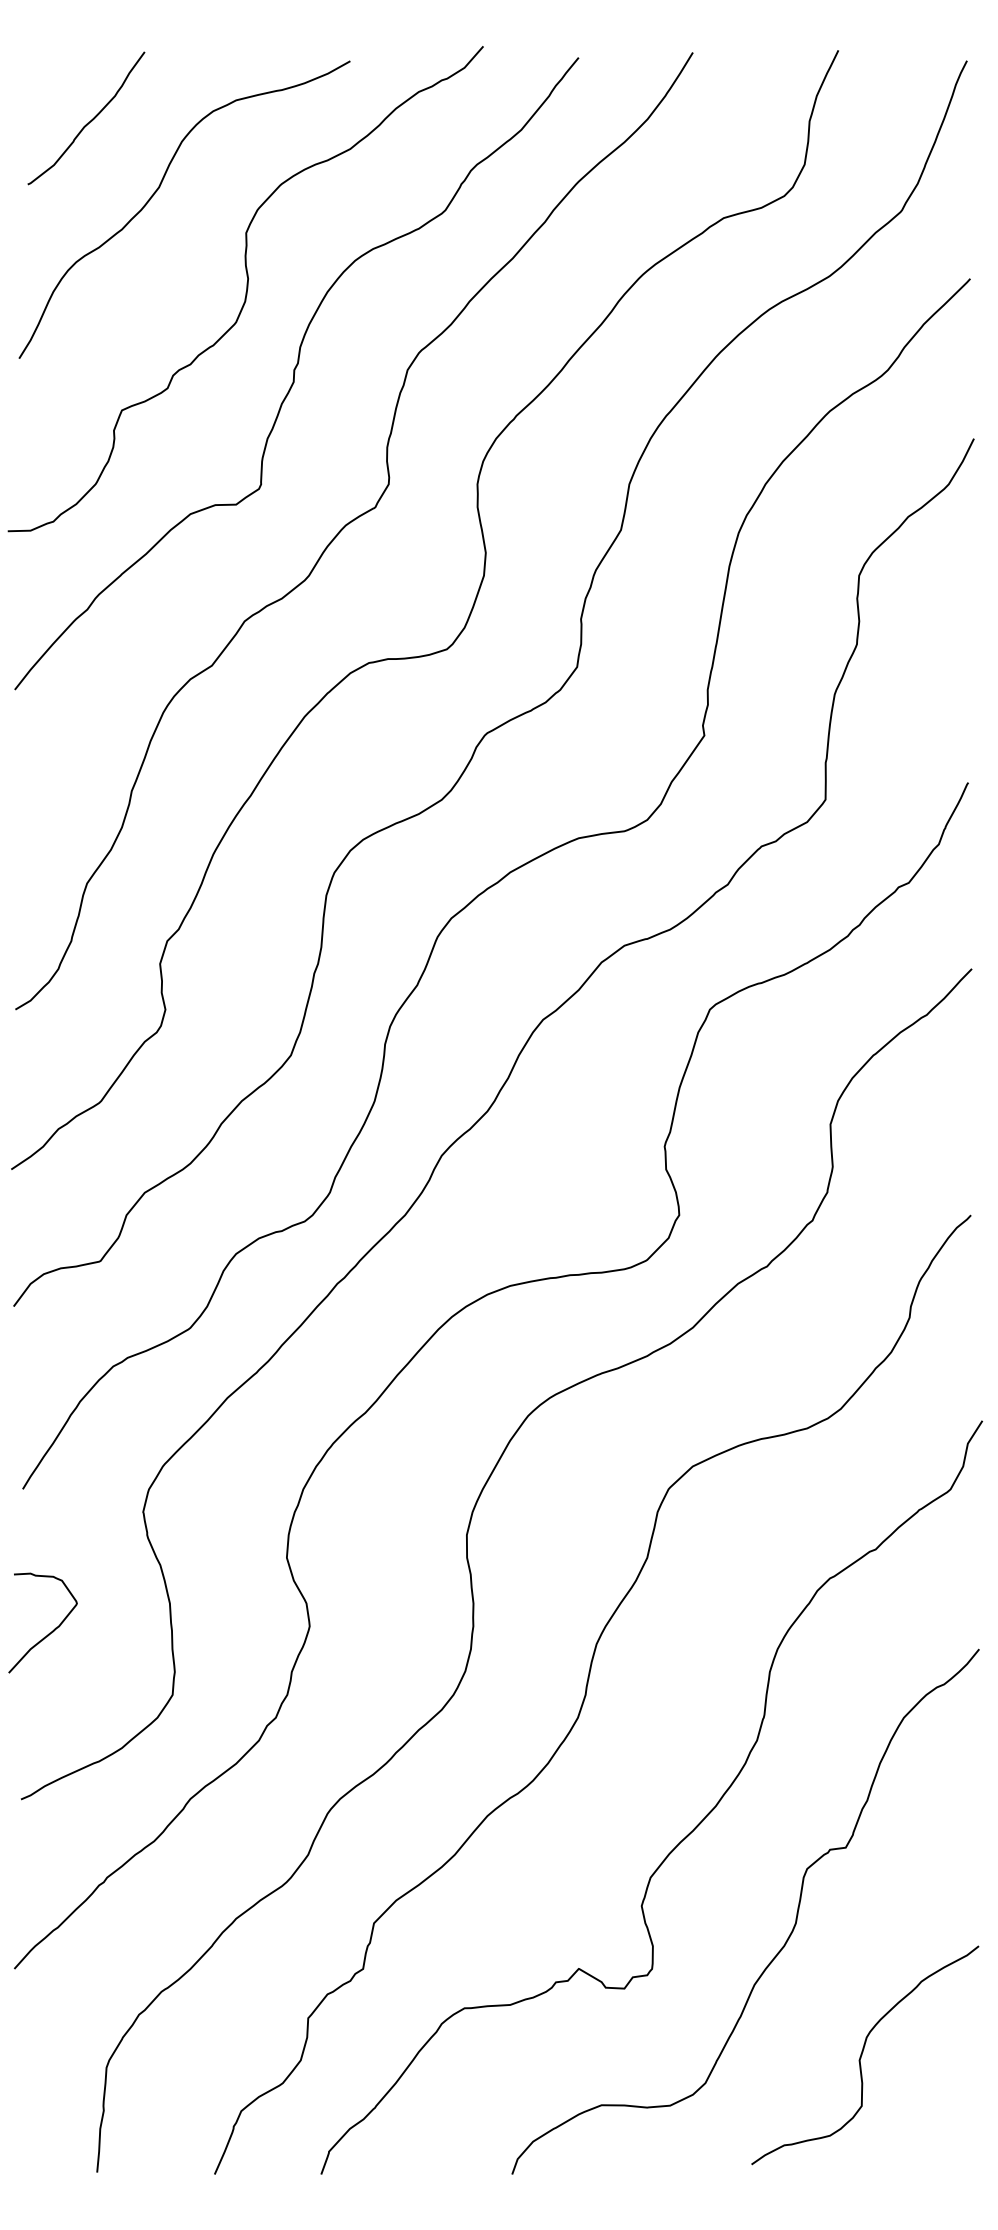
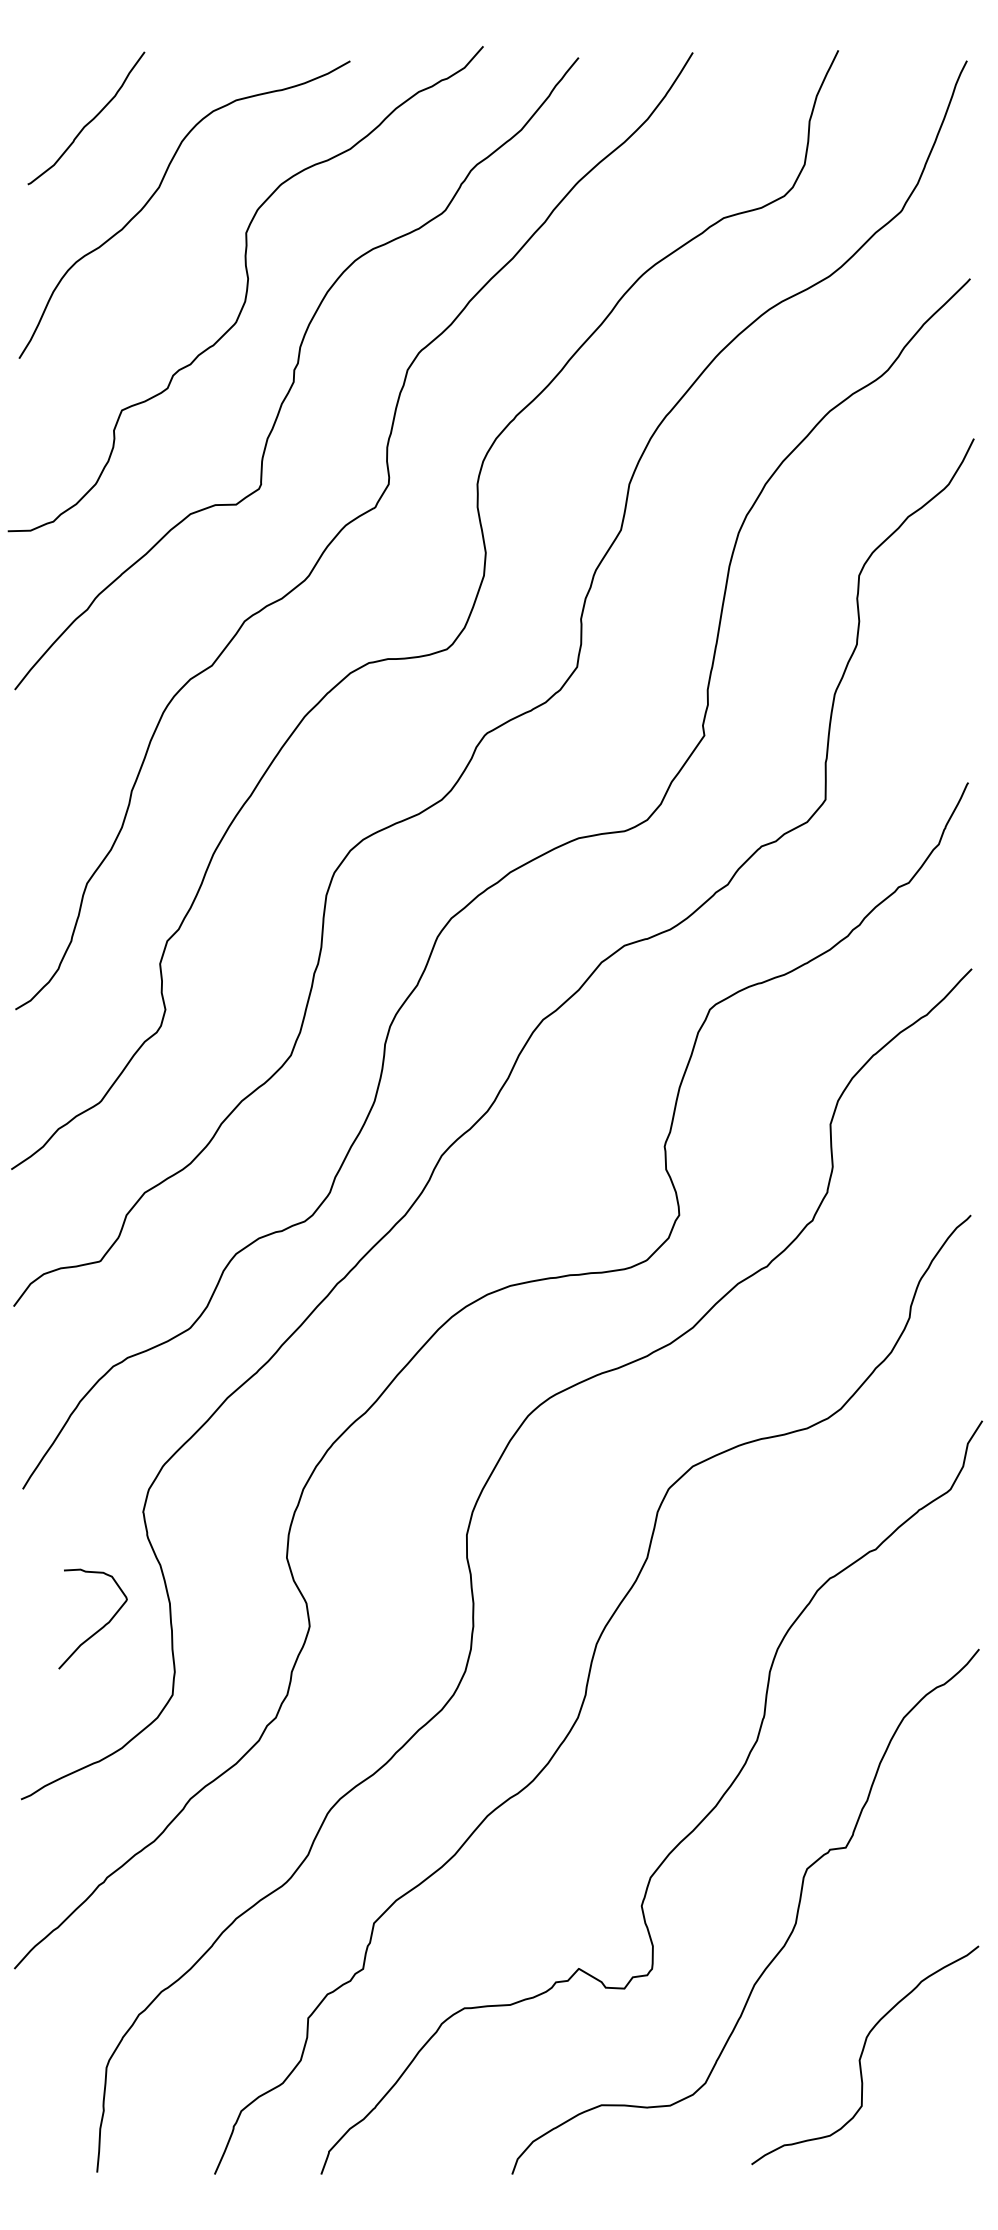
curve position: (48, 1633) -> (98, 1629) (98, 1629)
